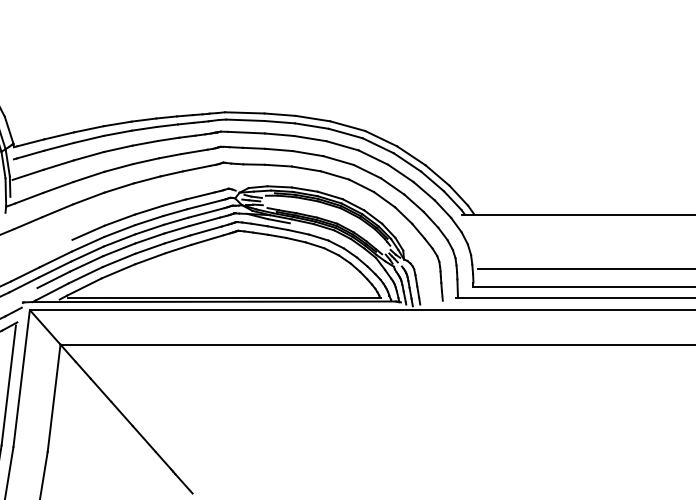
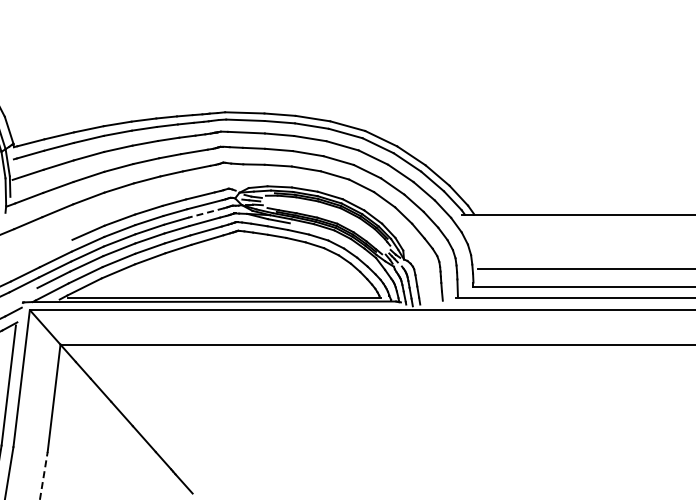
line: solid -> dashed (206, 212)
line: solid -> dashed (43, 475)
